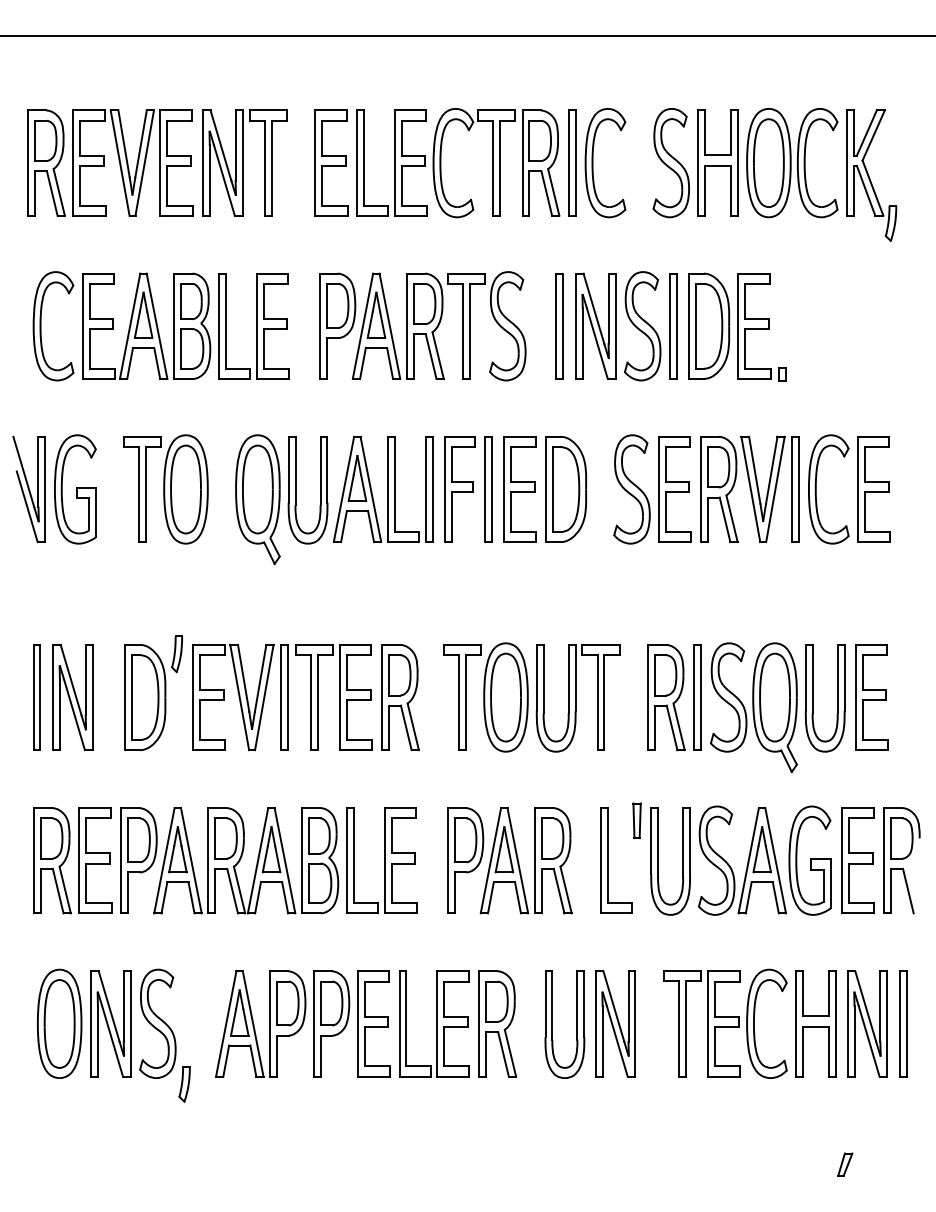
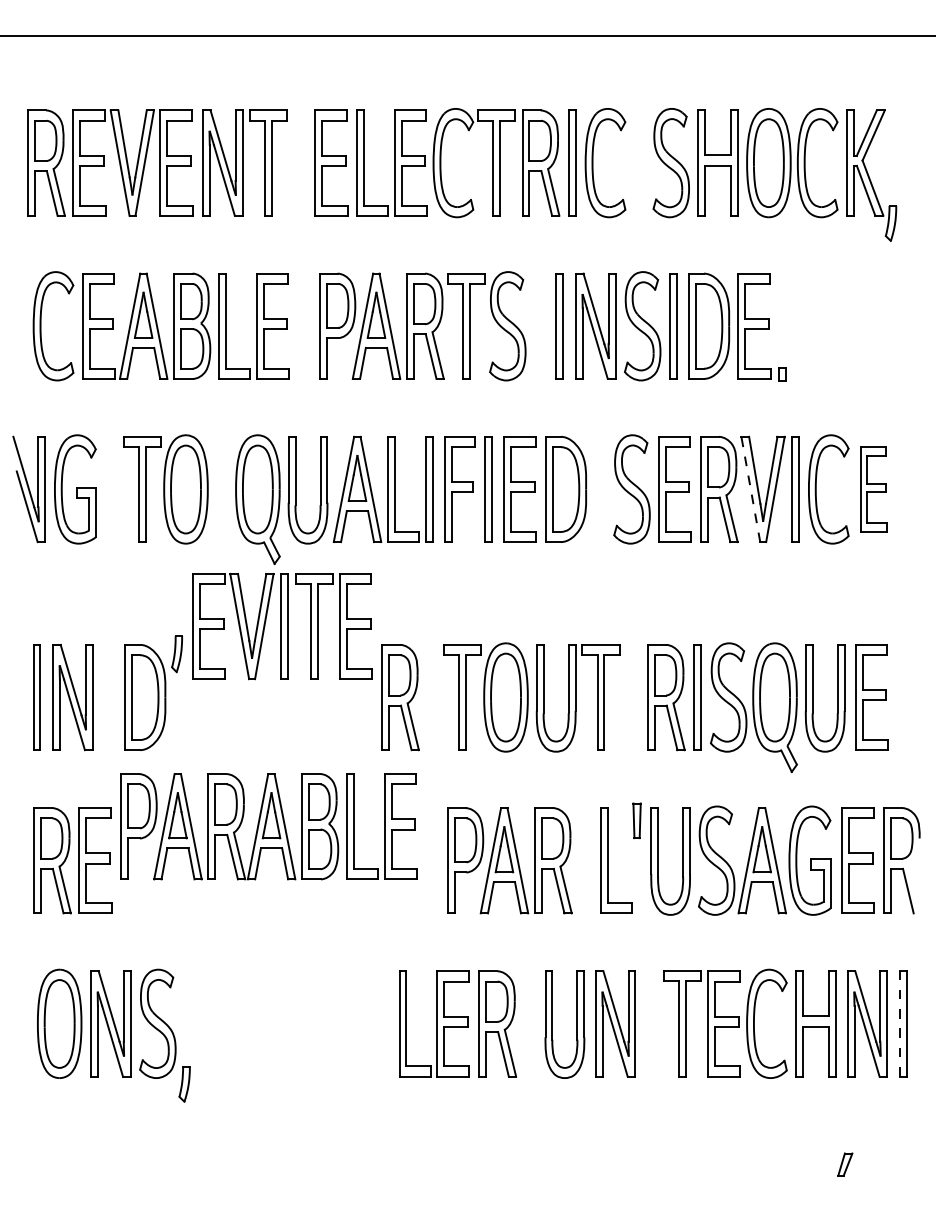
line: solid -> dashed (750, 488)
part size: 34x107 px -> 28x87 px (873, 489)
part position: (282, 697) -> (282, 626) (282, 626)
part position: (268, 860) -> (268, 826) (268, 826)
part: present -> none (302, 1023)
line: solid -> dashed (899, 1023)
